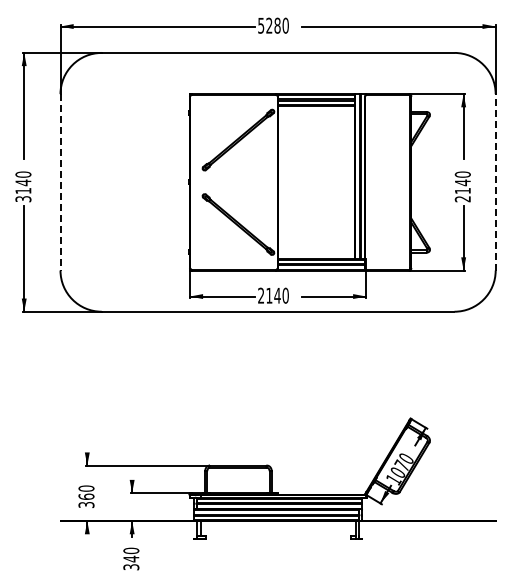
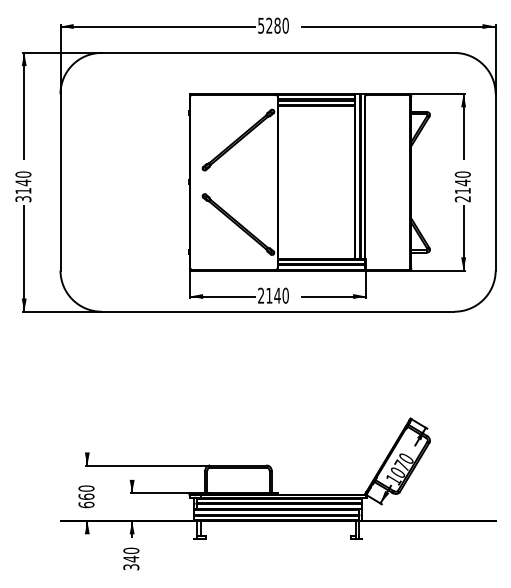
line: dashed -> solid (495, 181)
line: dashed -> solid (60, 182)
text: 360 -> 660 (86, 504)
